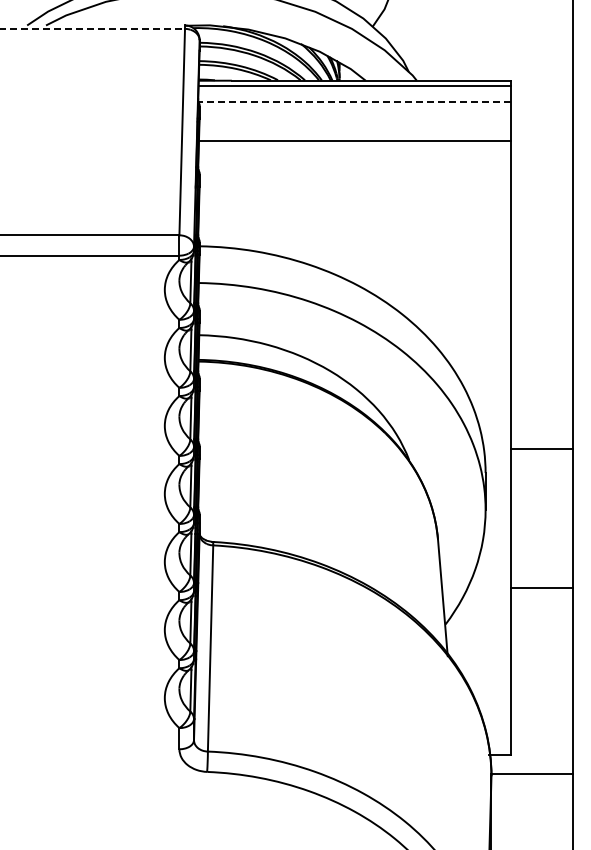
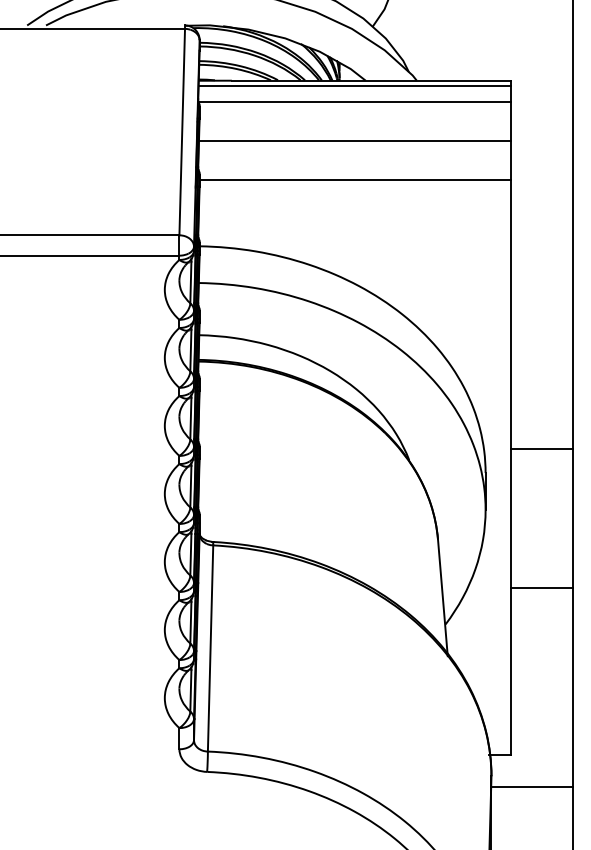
line: dashed -> solid (93, 28)
line: dashed -> solid (354, 101)
line: none -> present (355, 179)
line position: (532, 773) -> (532, 786) (532, 786)
